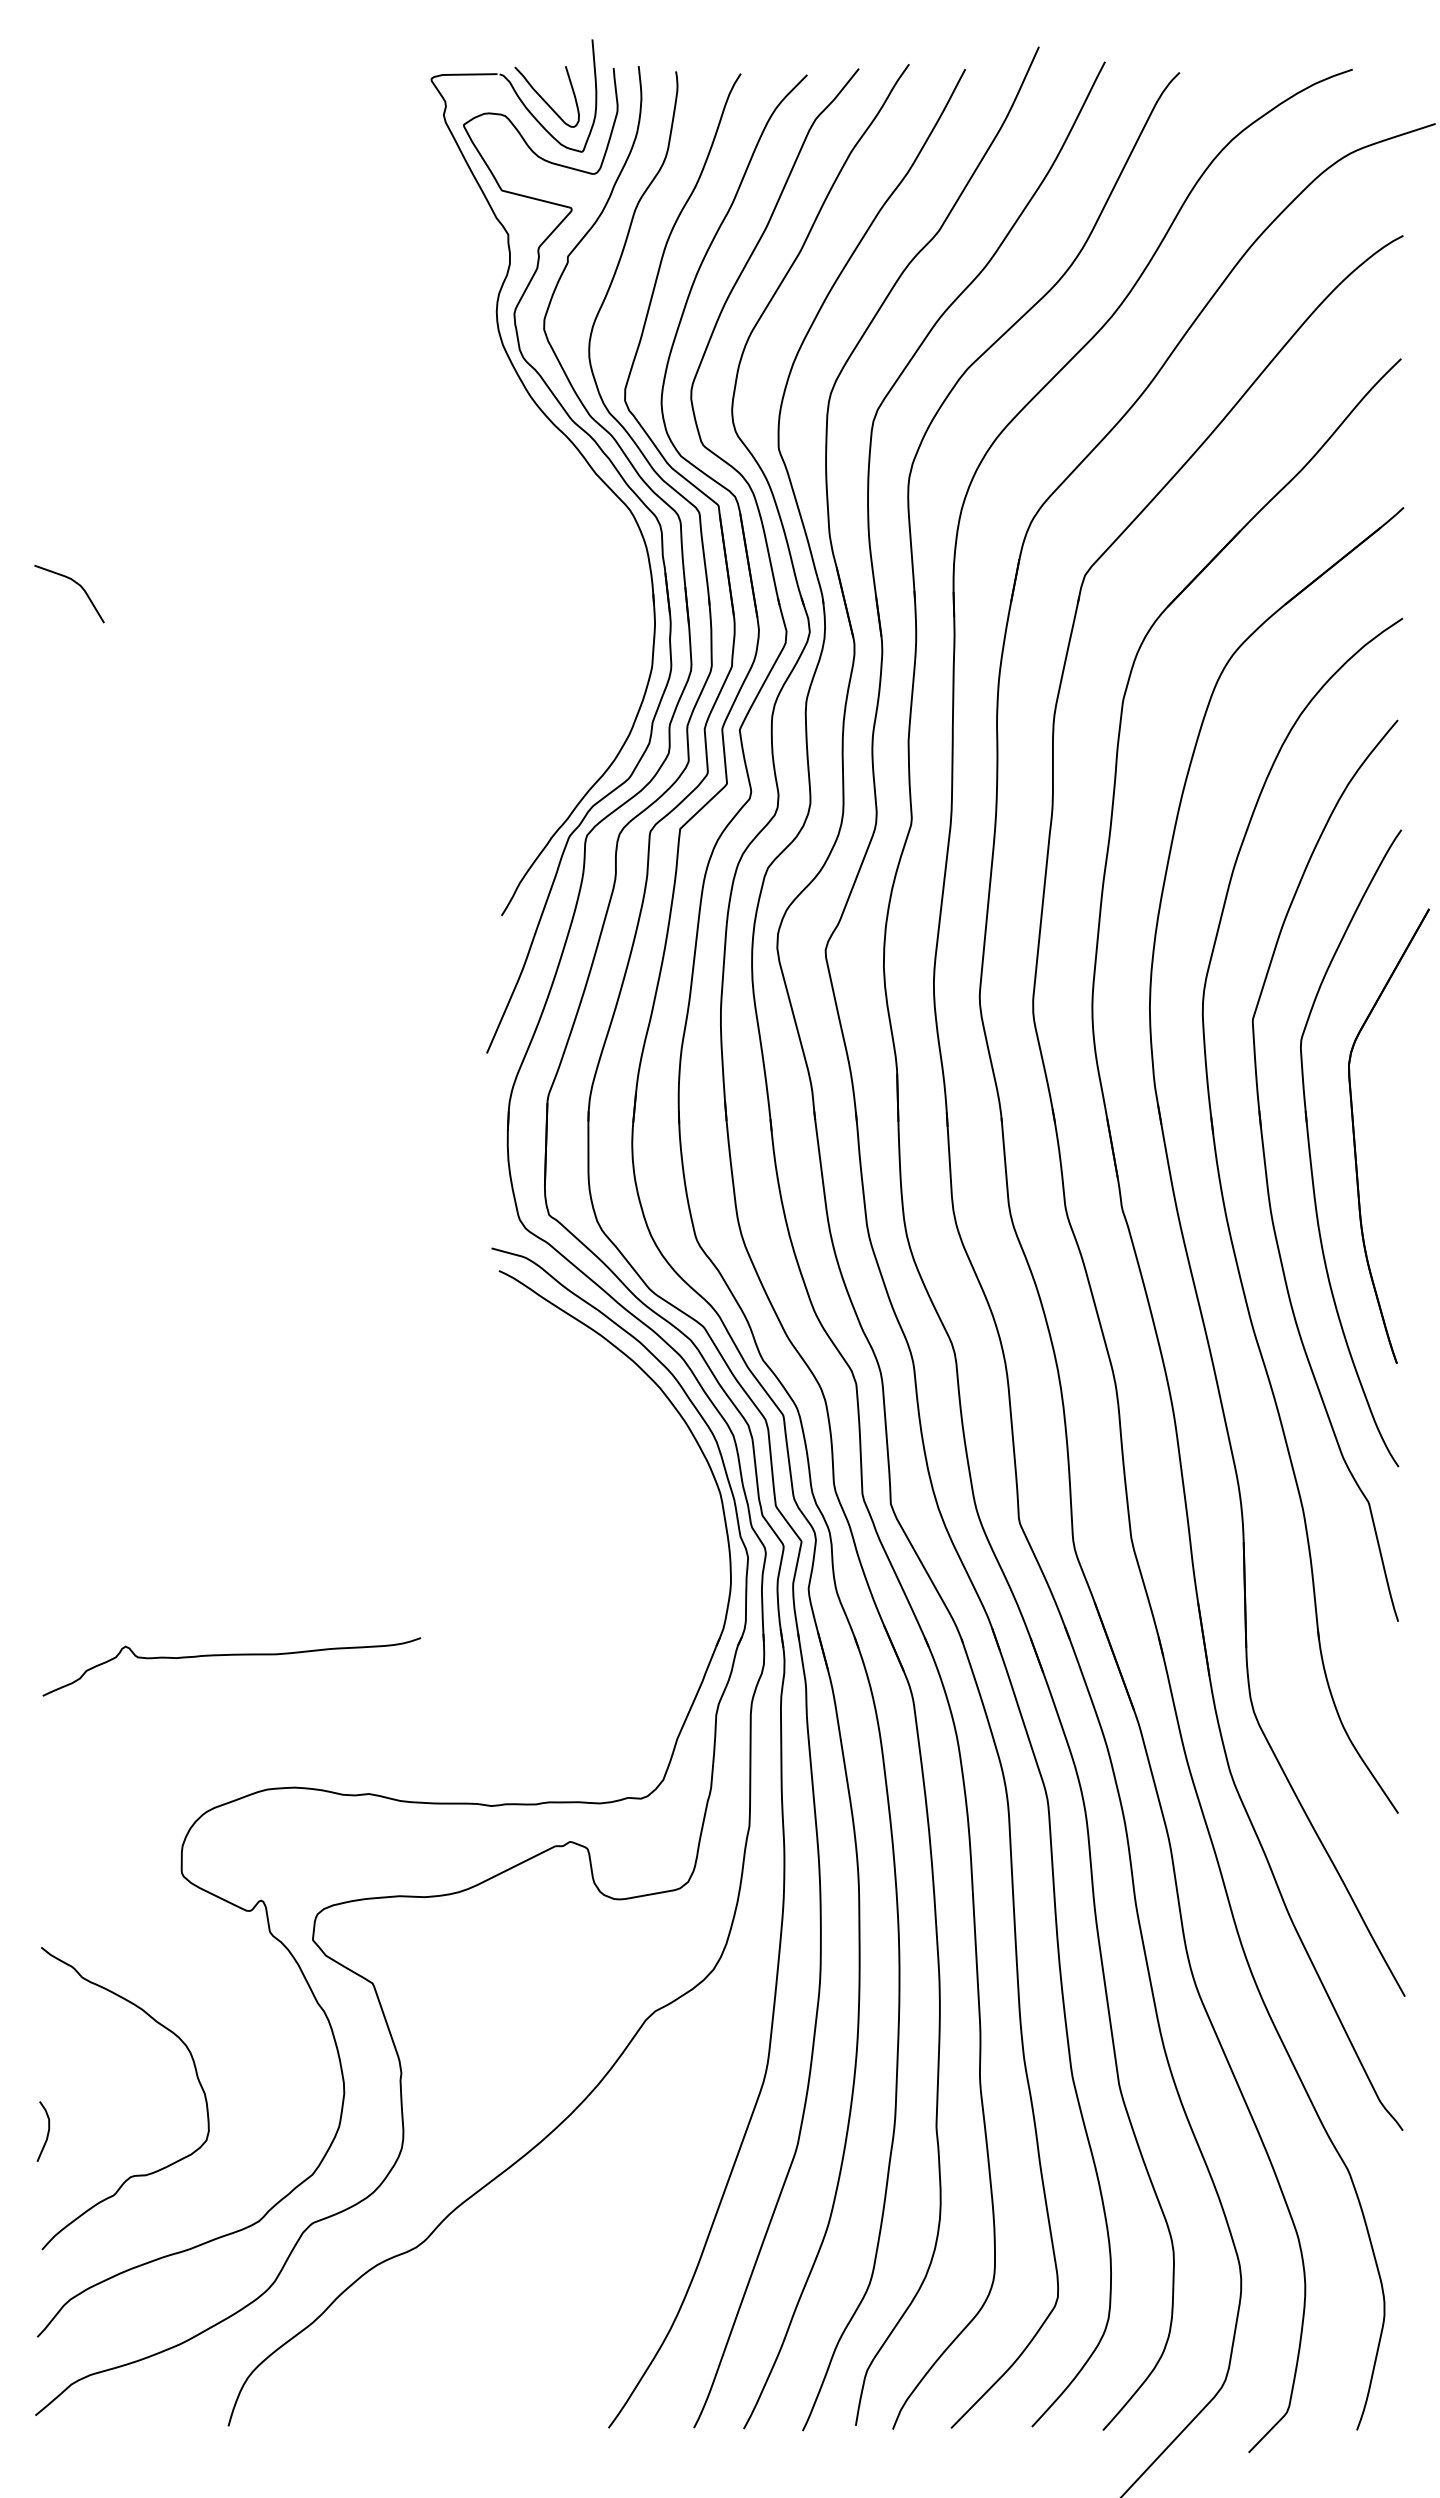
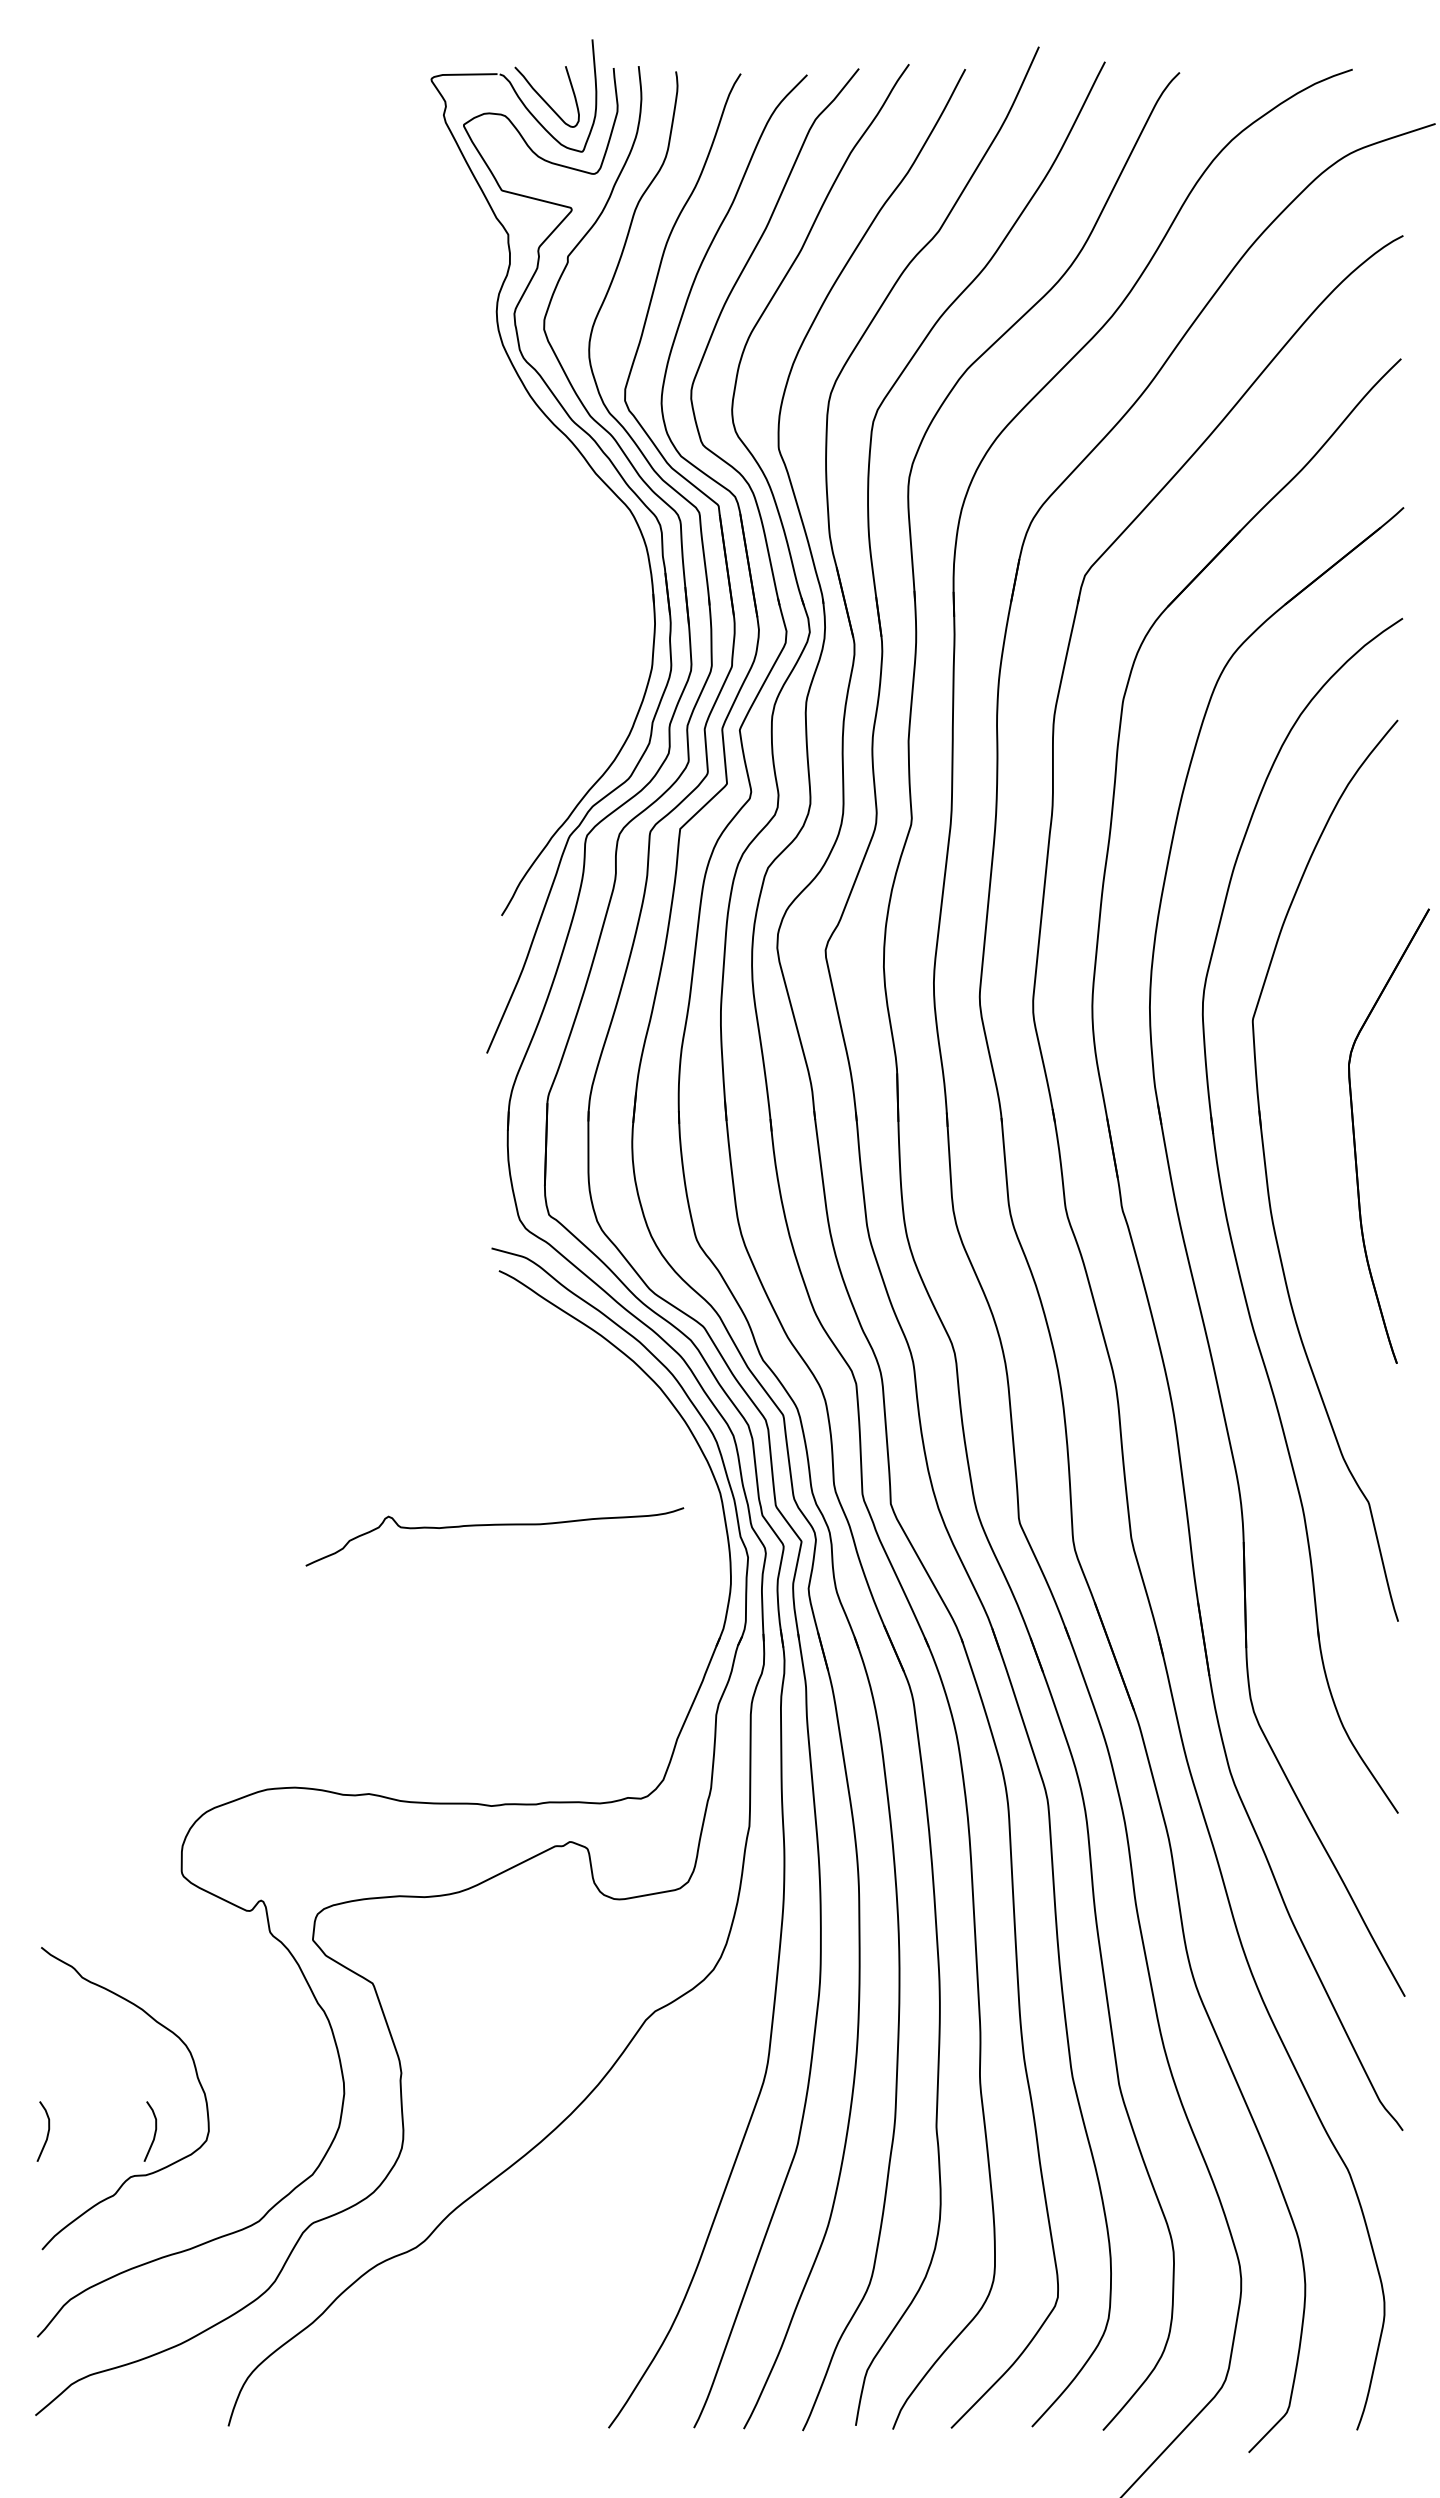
curve: present -> none (75, 583)
part: present -> none (1310, 1148)
curve position: (231, 1655) -> (494, 1525) (494, 1525)
curve: none -> present (154, 2131)
